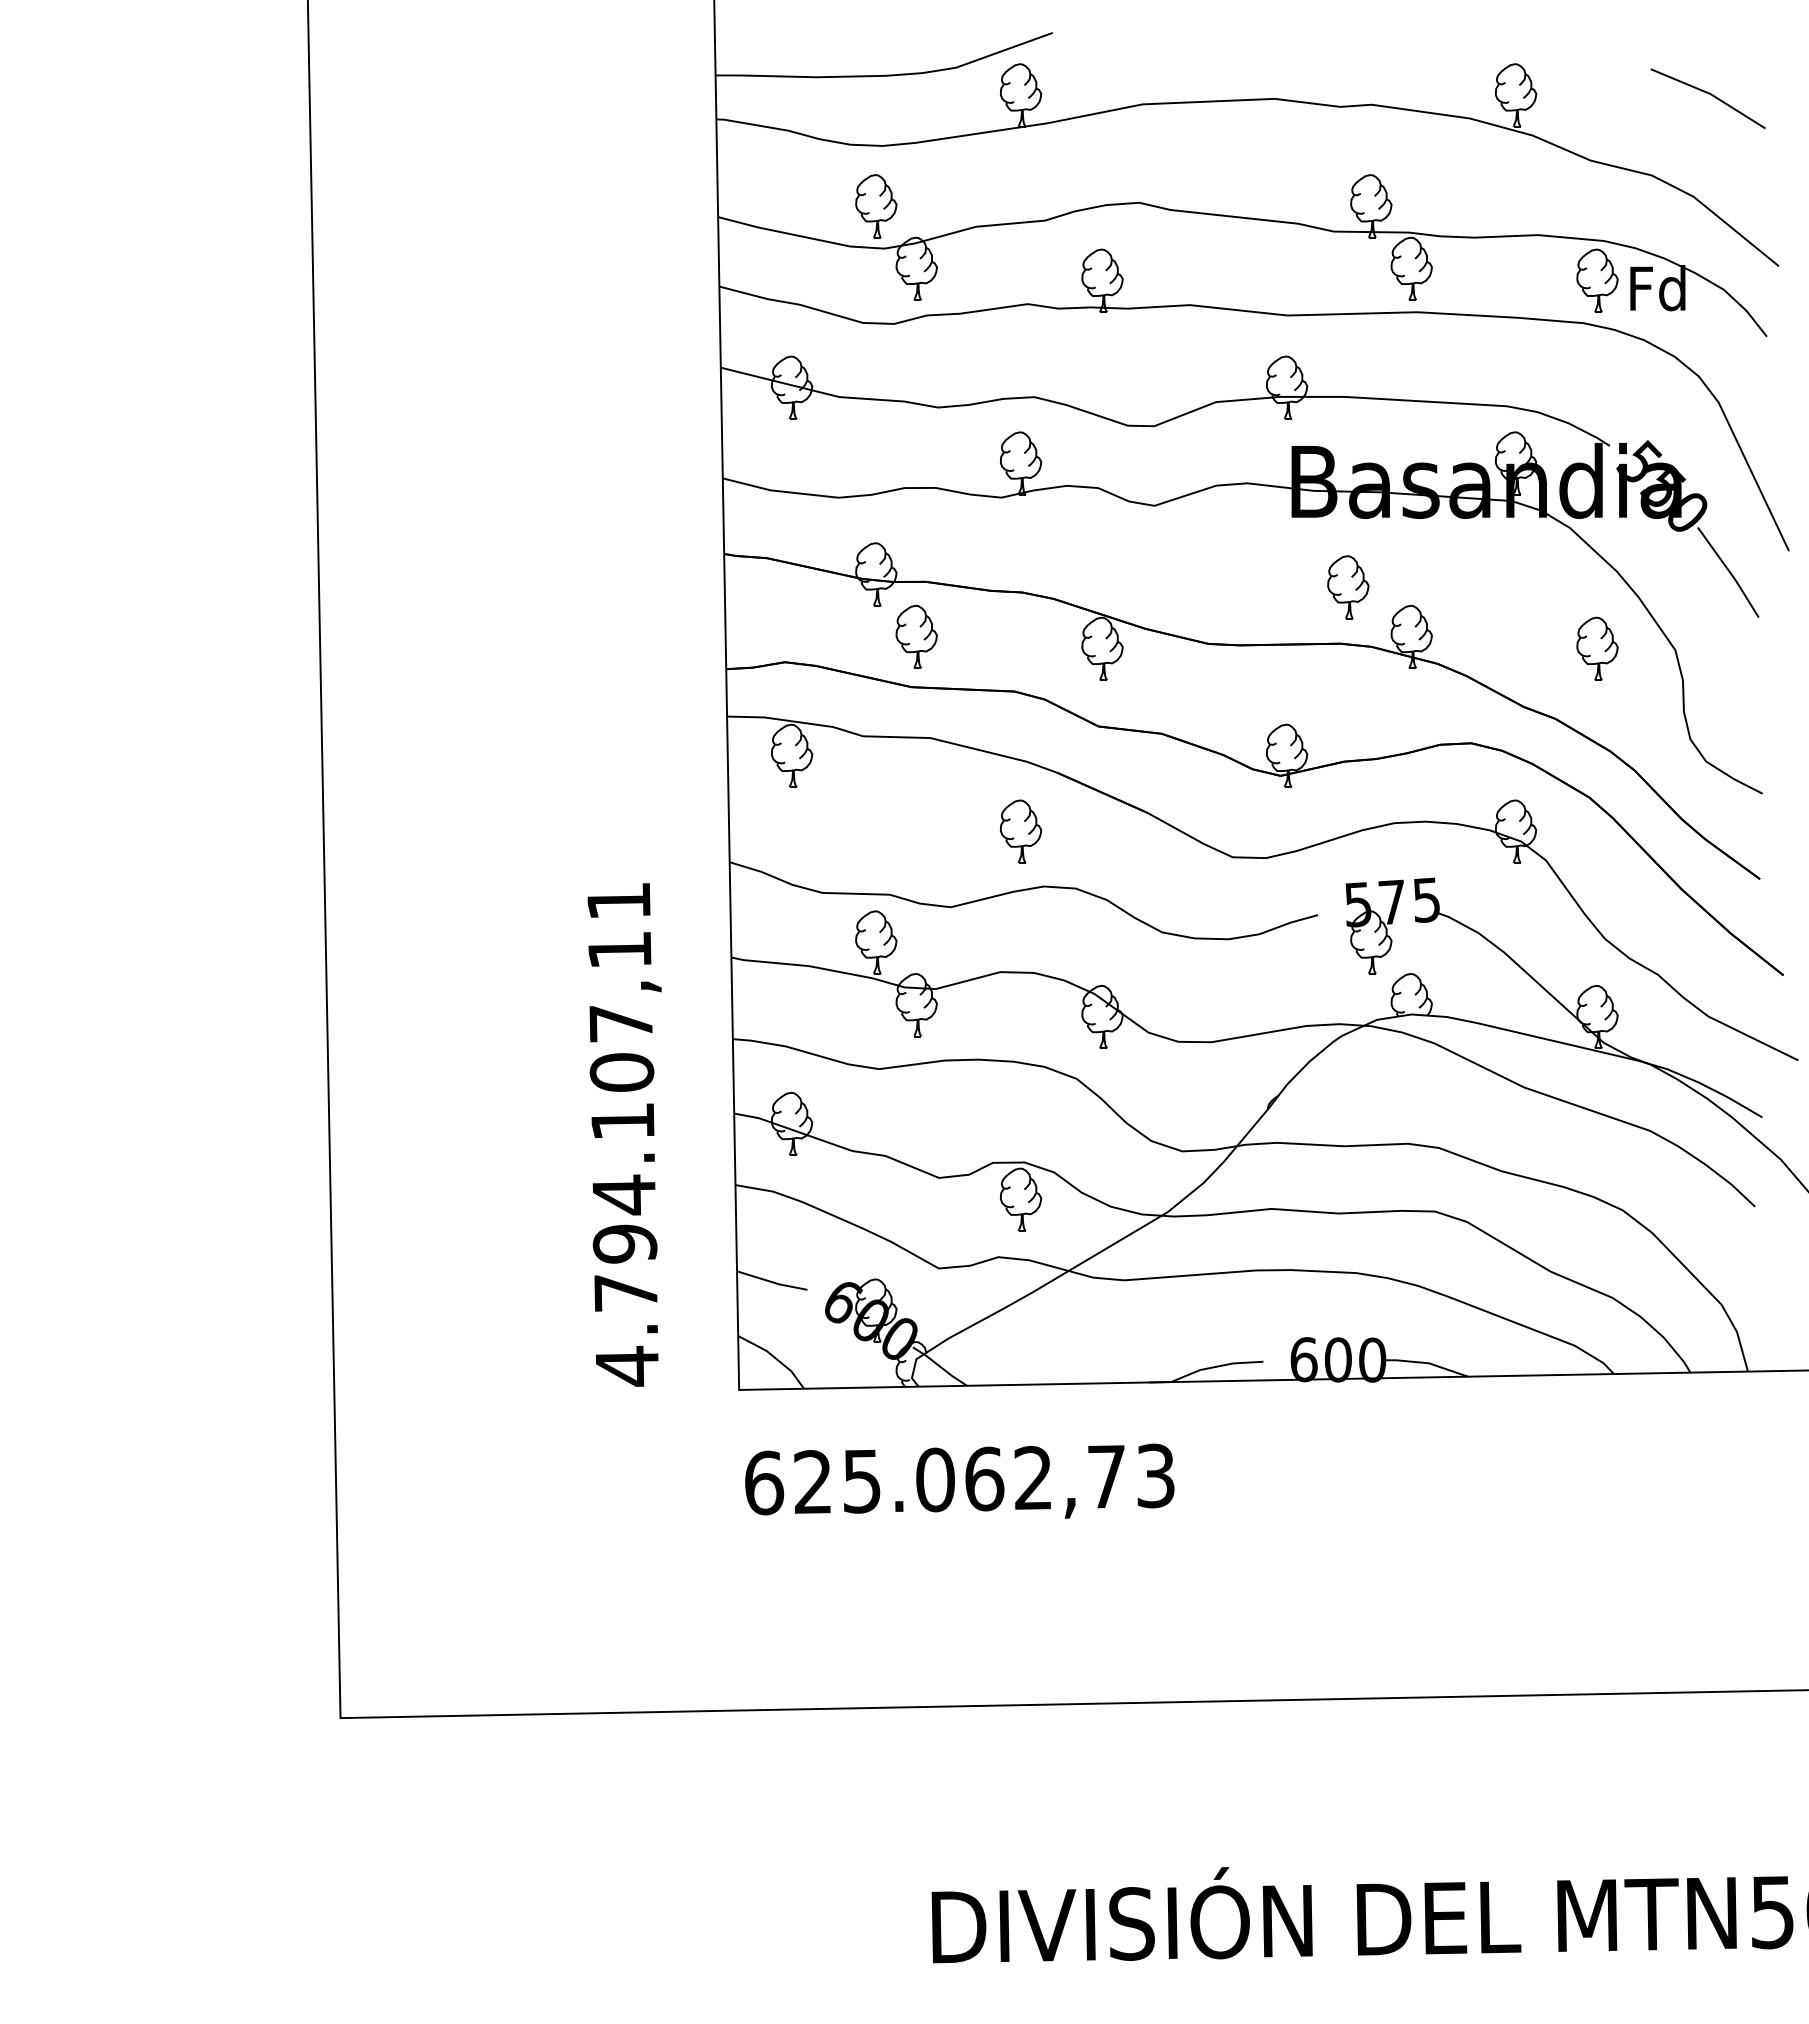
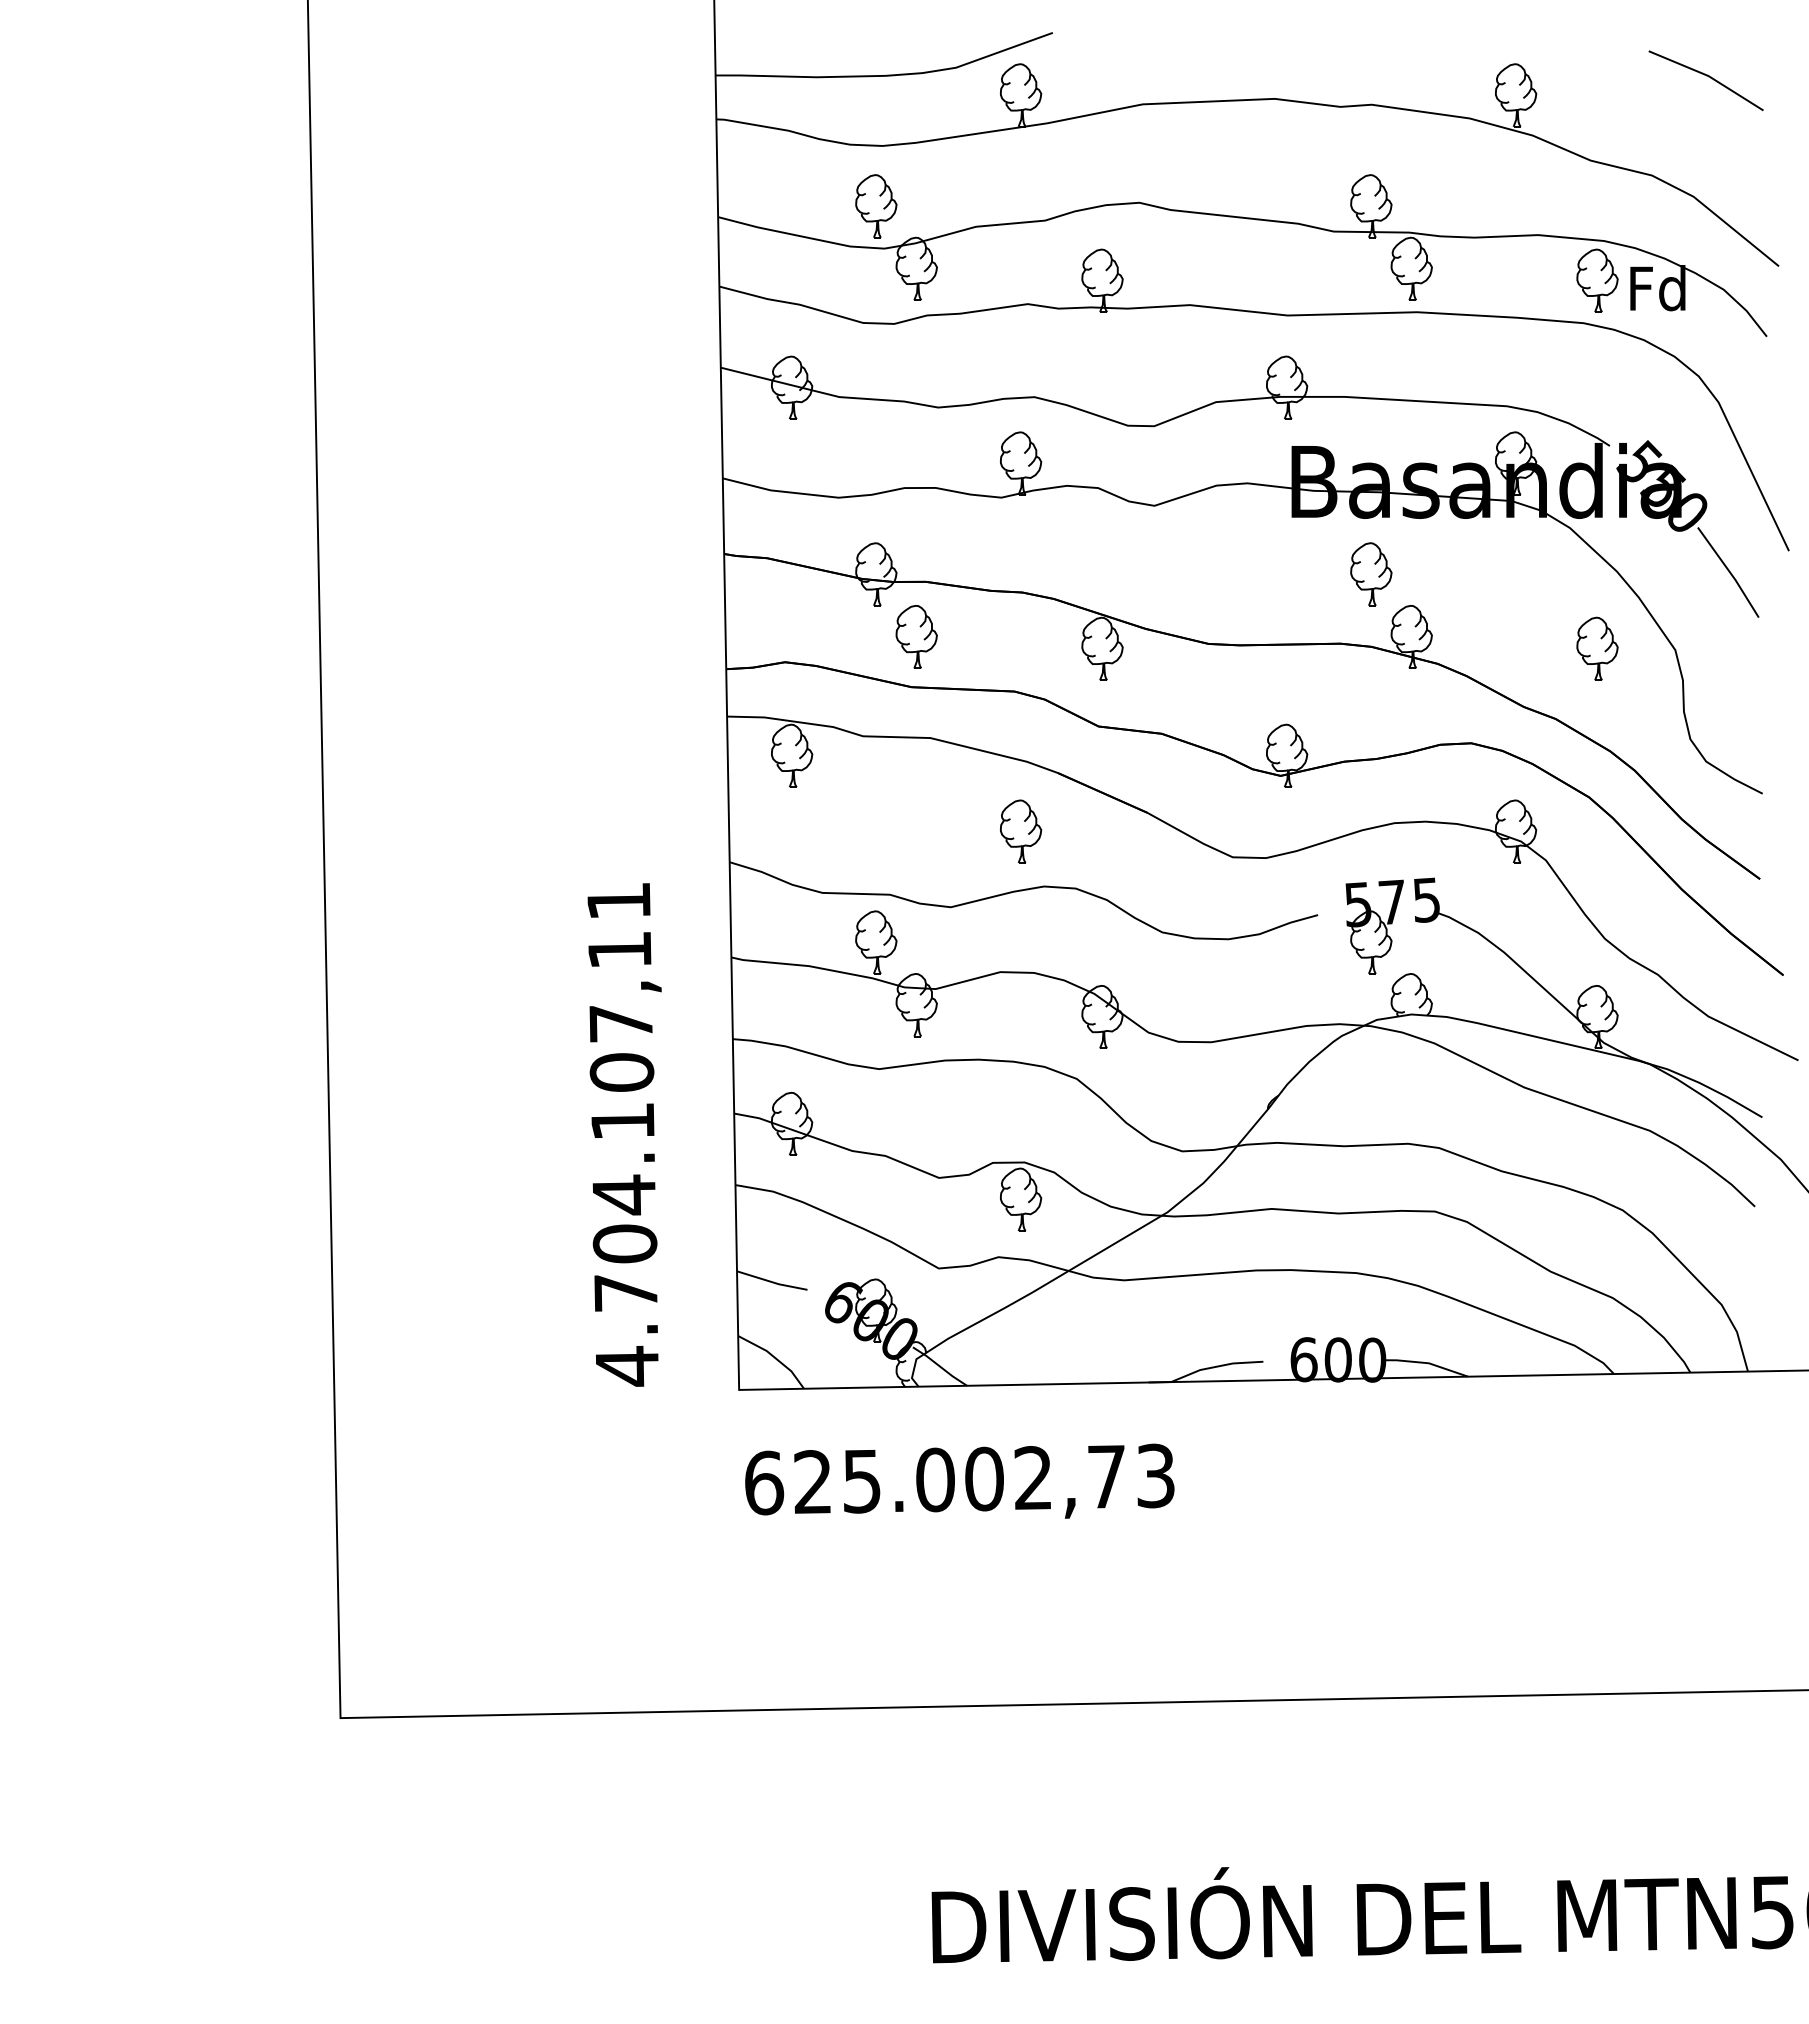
line position: (1708, 94) -> (1706, 76) (1706, 76)
part position: (1348, 587) -> (1371, 574) (1371, 574)
text: 4.794.107,11 -> 4.704.107,11 (624, 1243)
text: 625.062,73 -> 625.002,73 (984, 1478)
